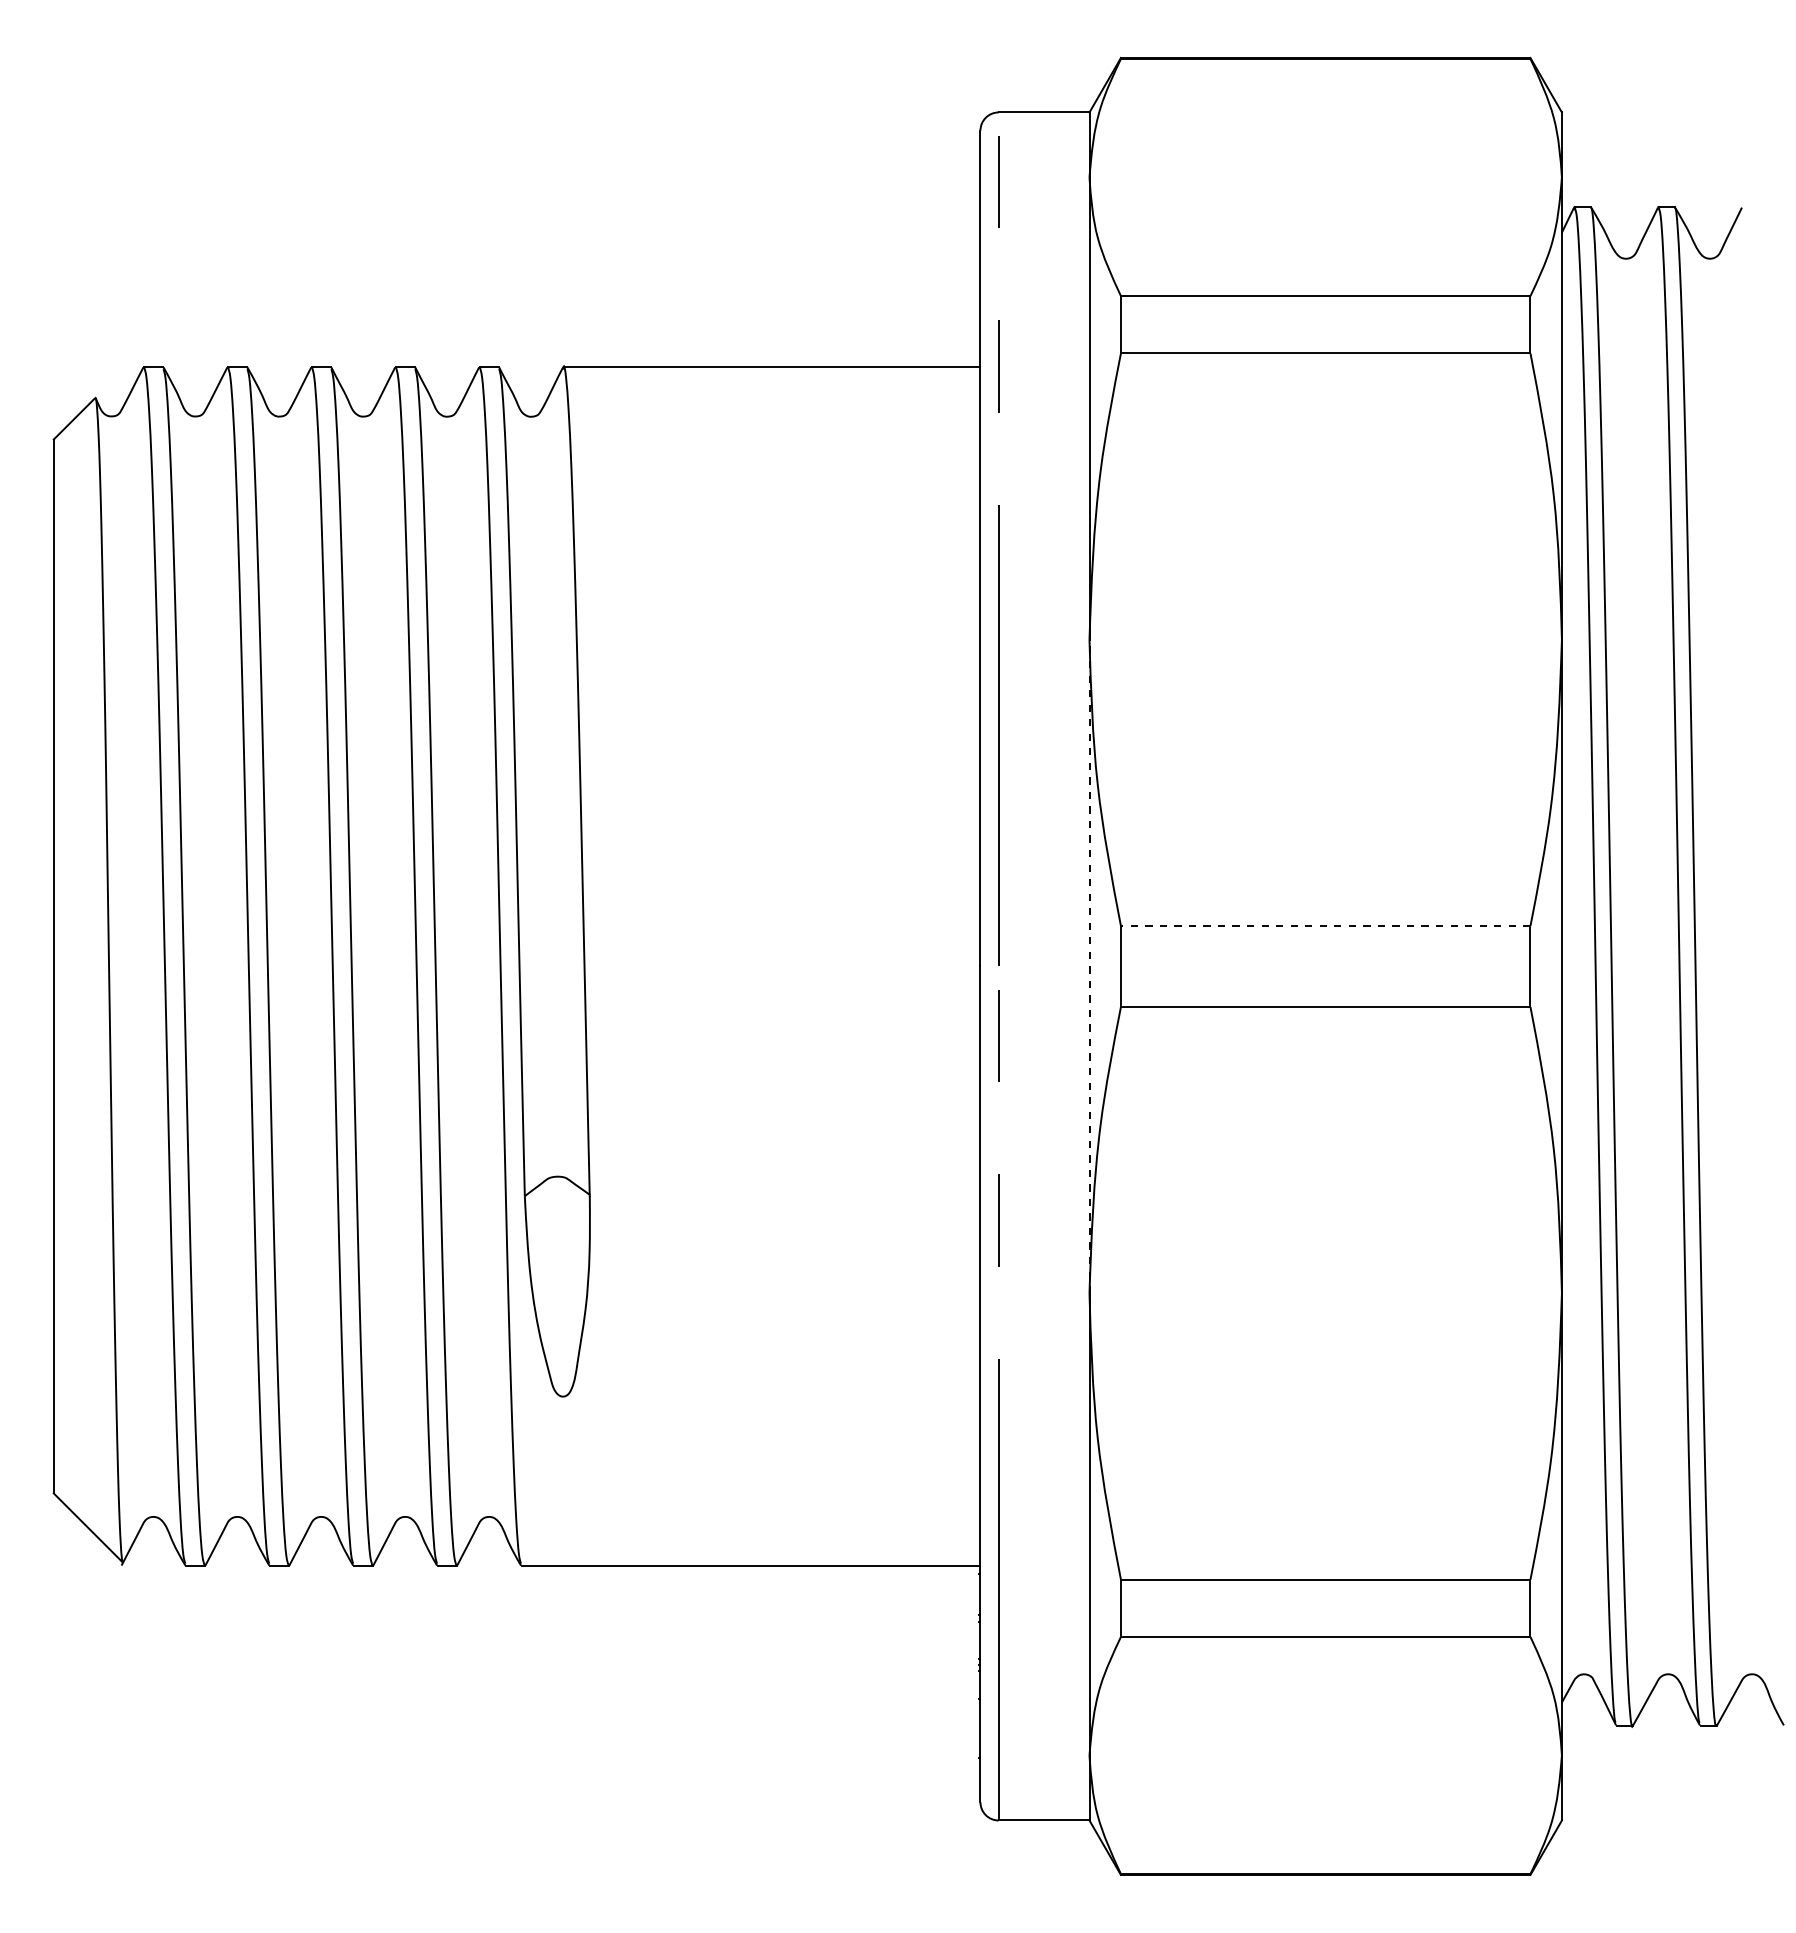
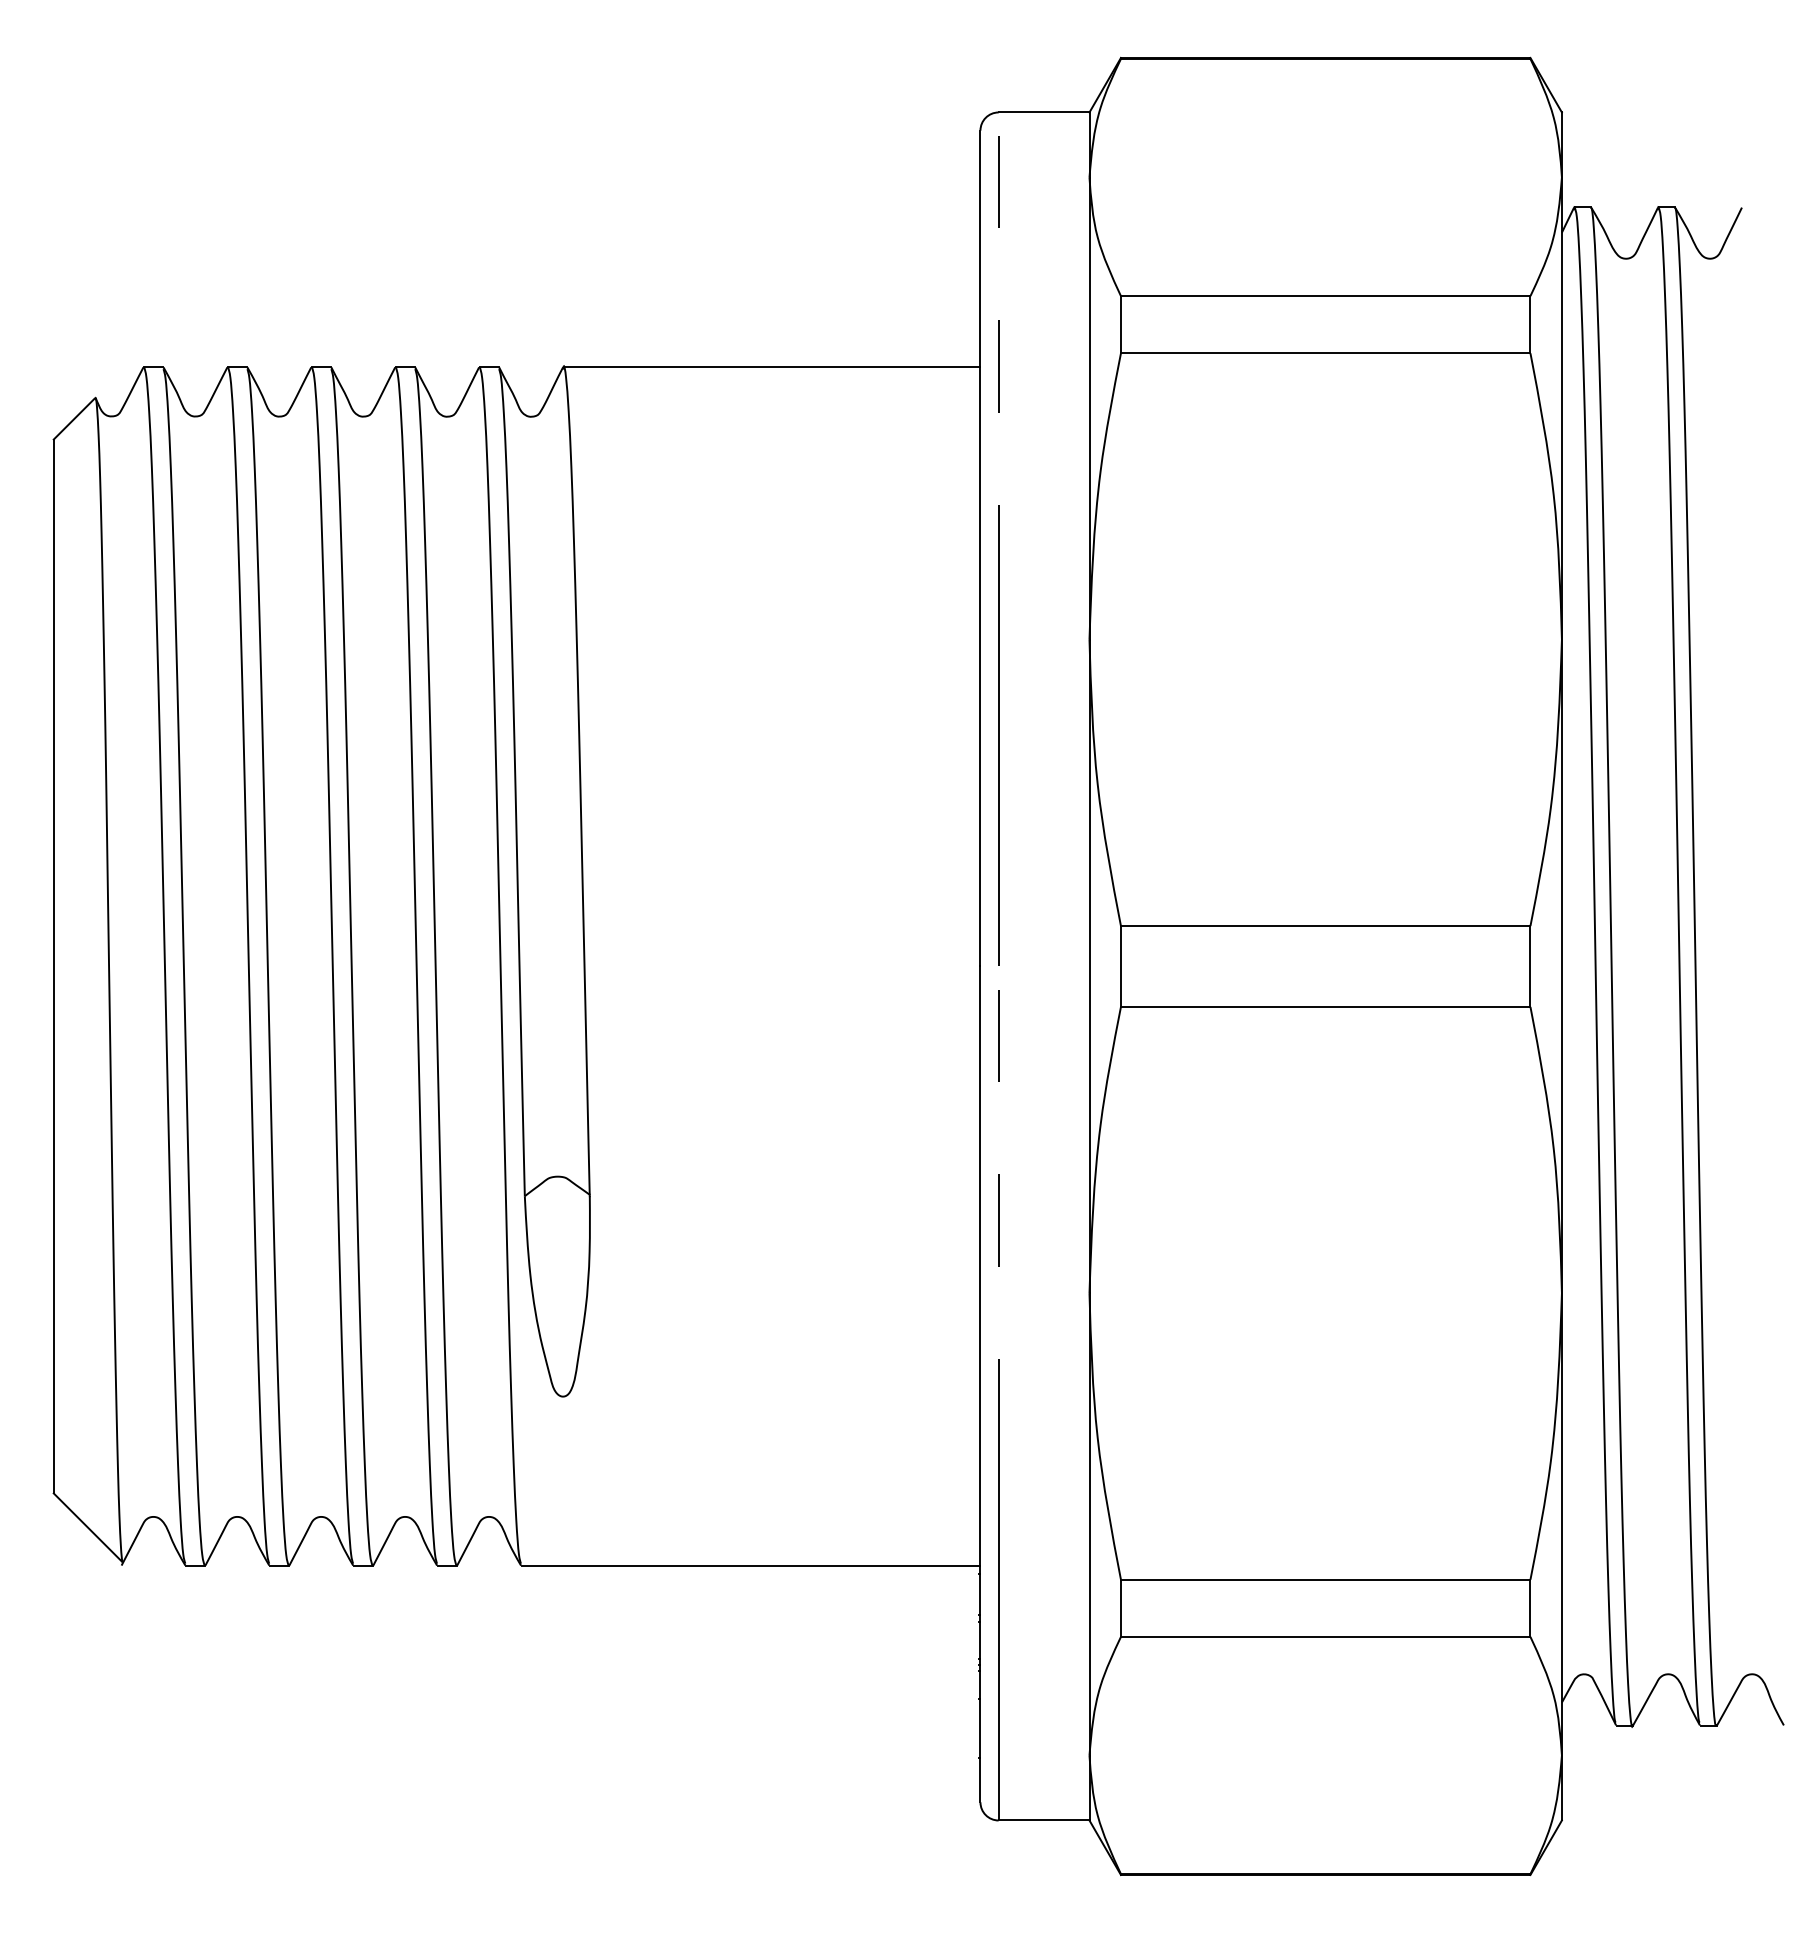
line: dashed -> solid (1325, 926)
line: dashed -> solid (1089, 966)
